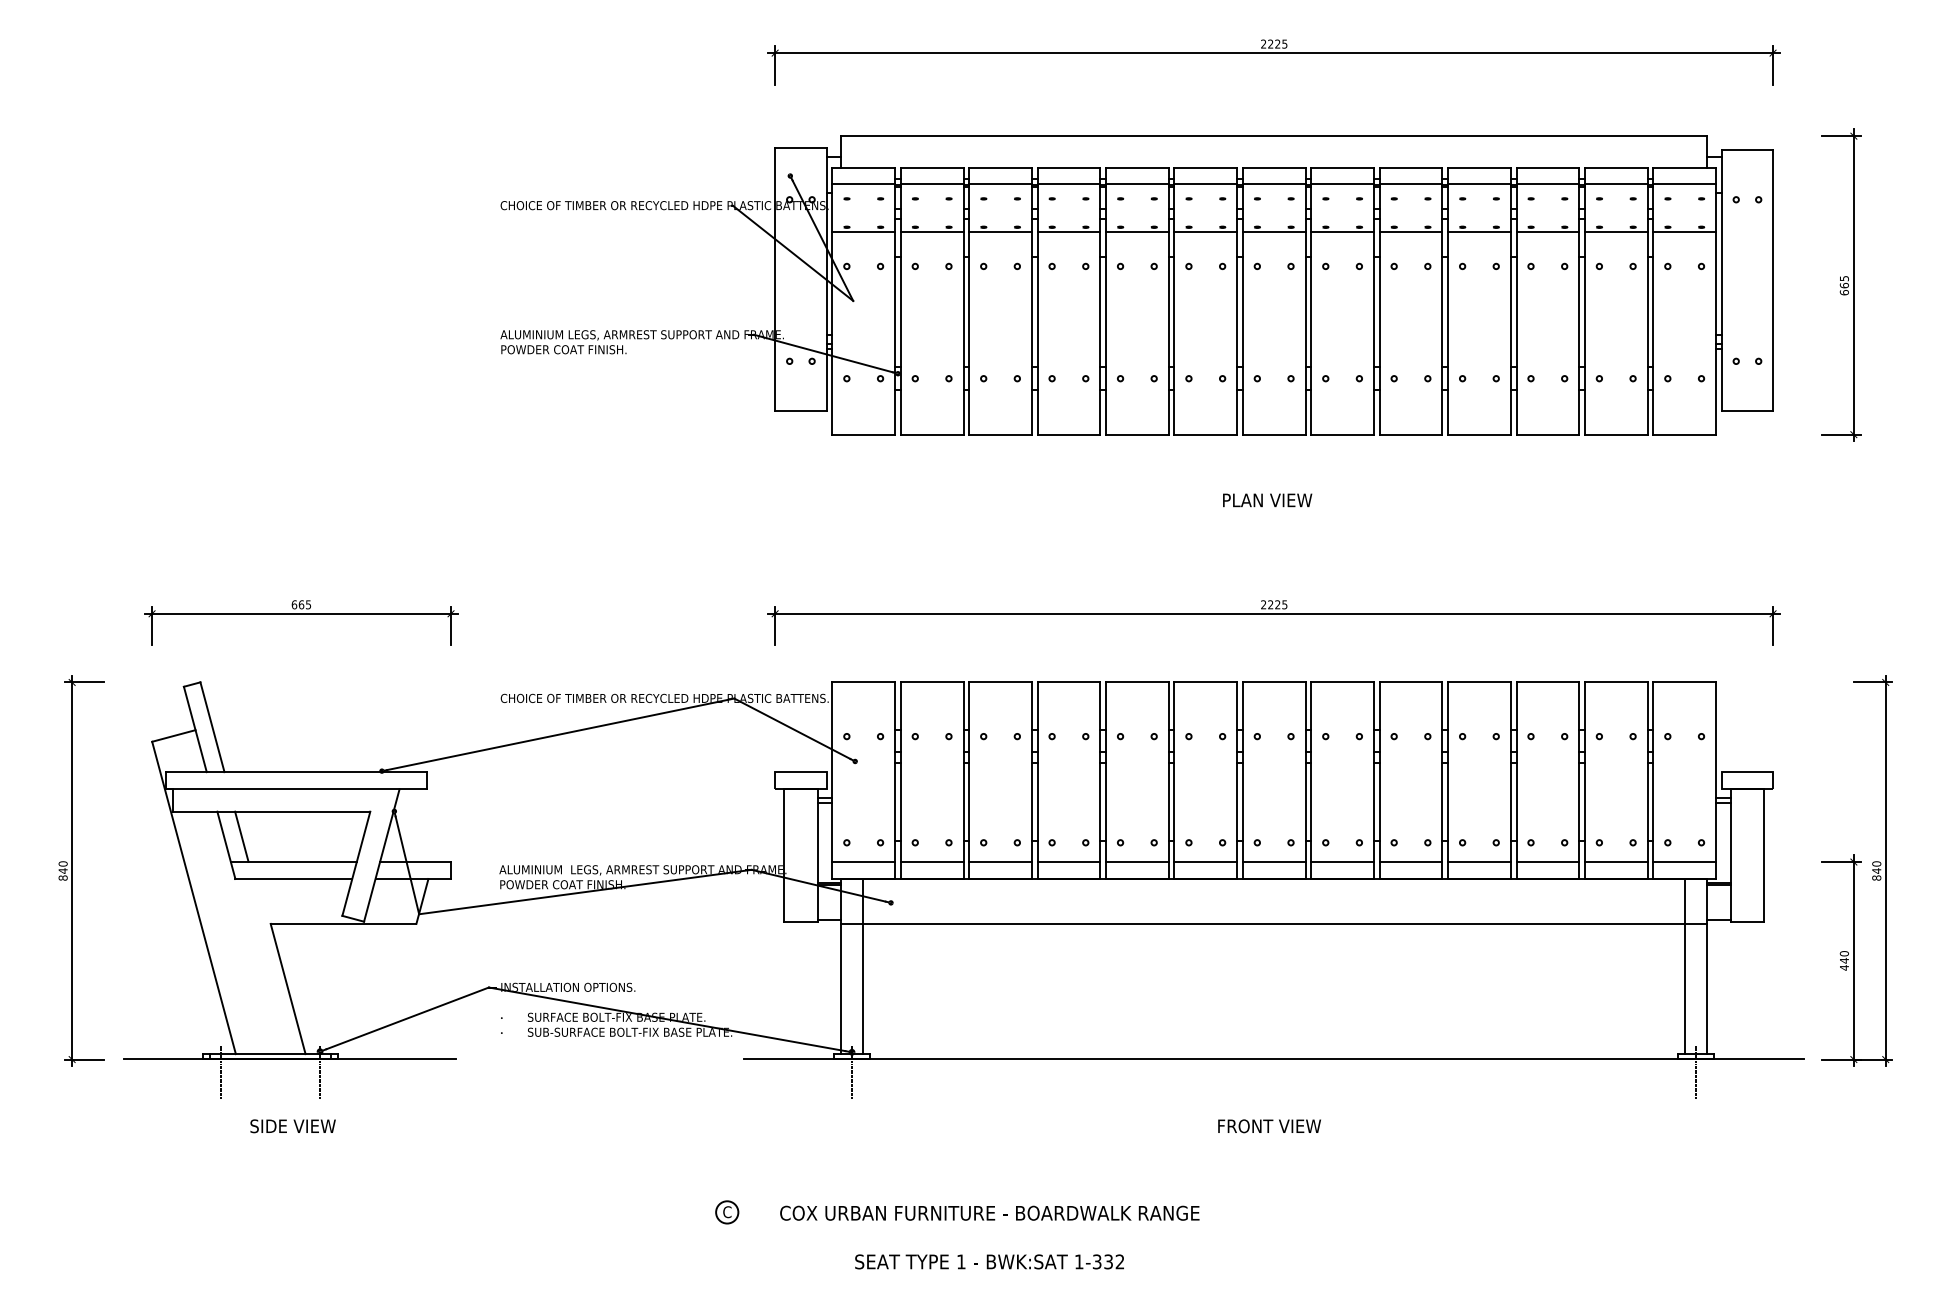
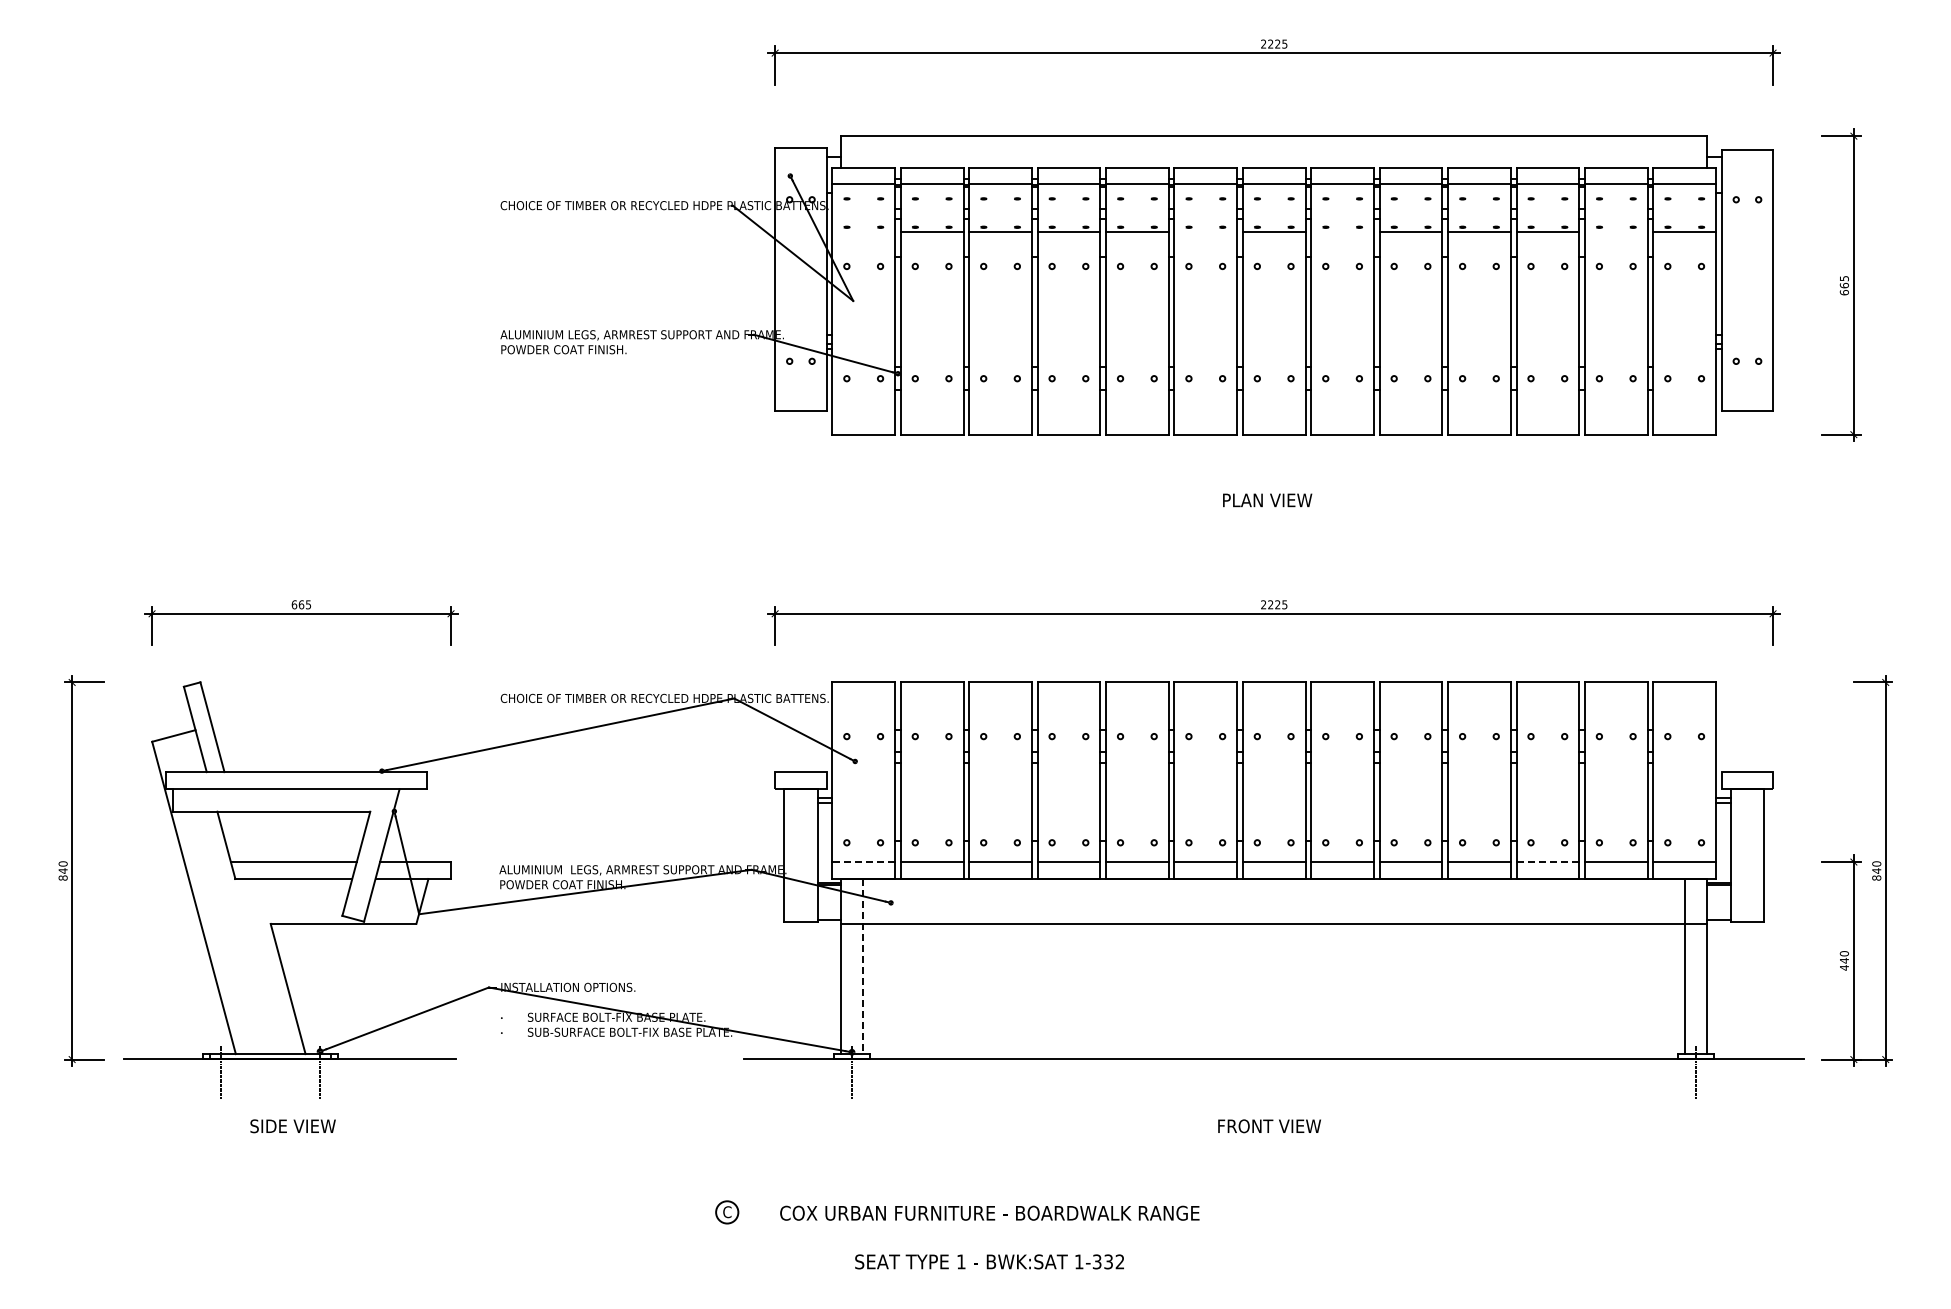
line: present -> none (863, 232)
line: present -> none (1205, 232)
line: present -> none (1342, 232)
line: present -> none (1615, 232)
line: present -> none (241, 836)
line: solid -> dashed (863, 861)
line: solid -> dashed (1547, 861)
line: solid -> dashed (863, 966)
